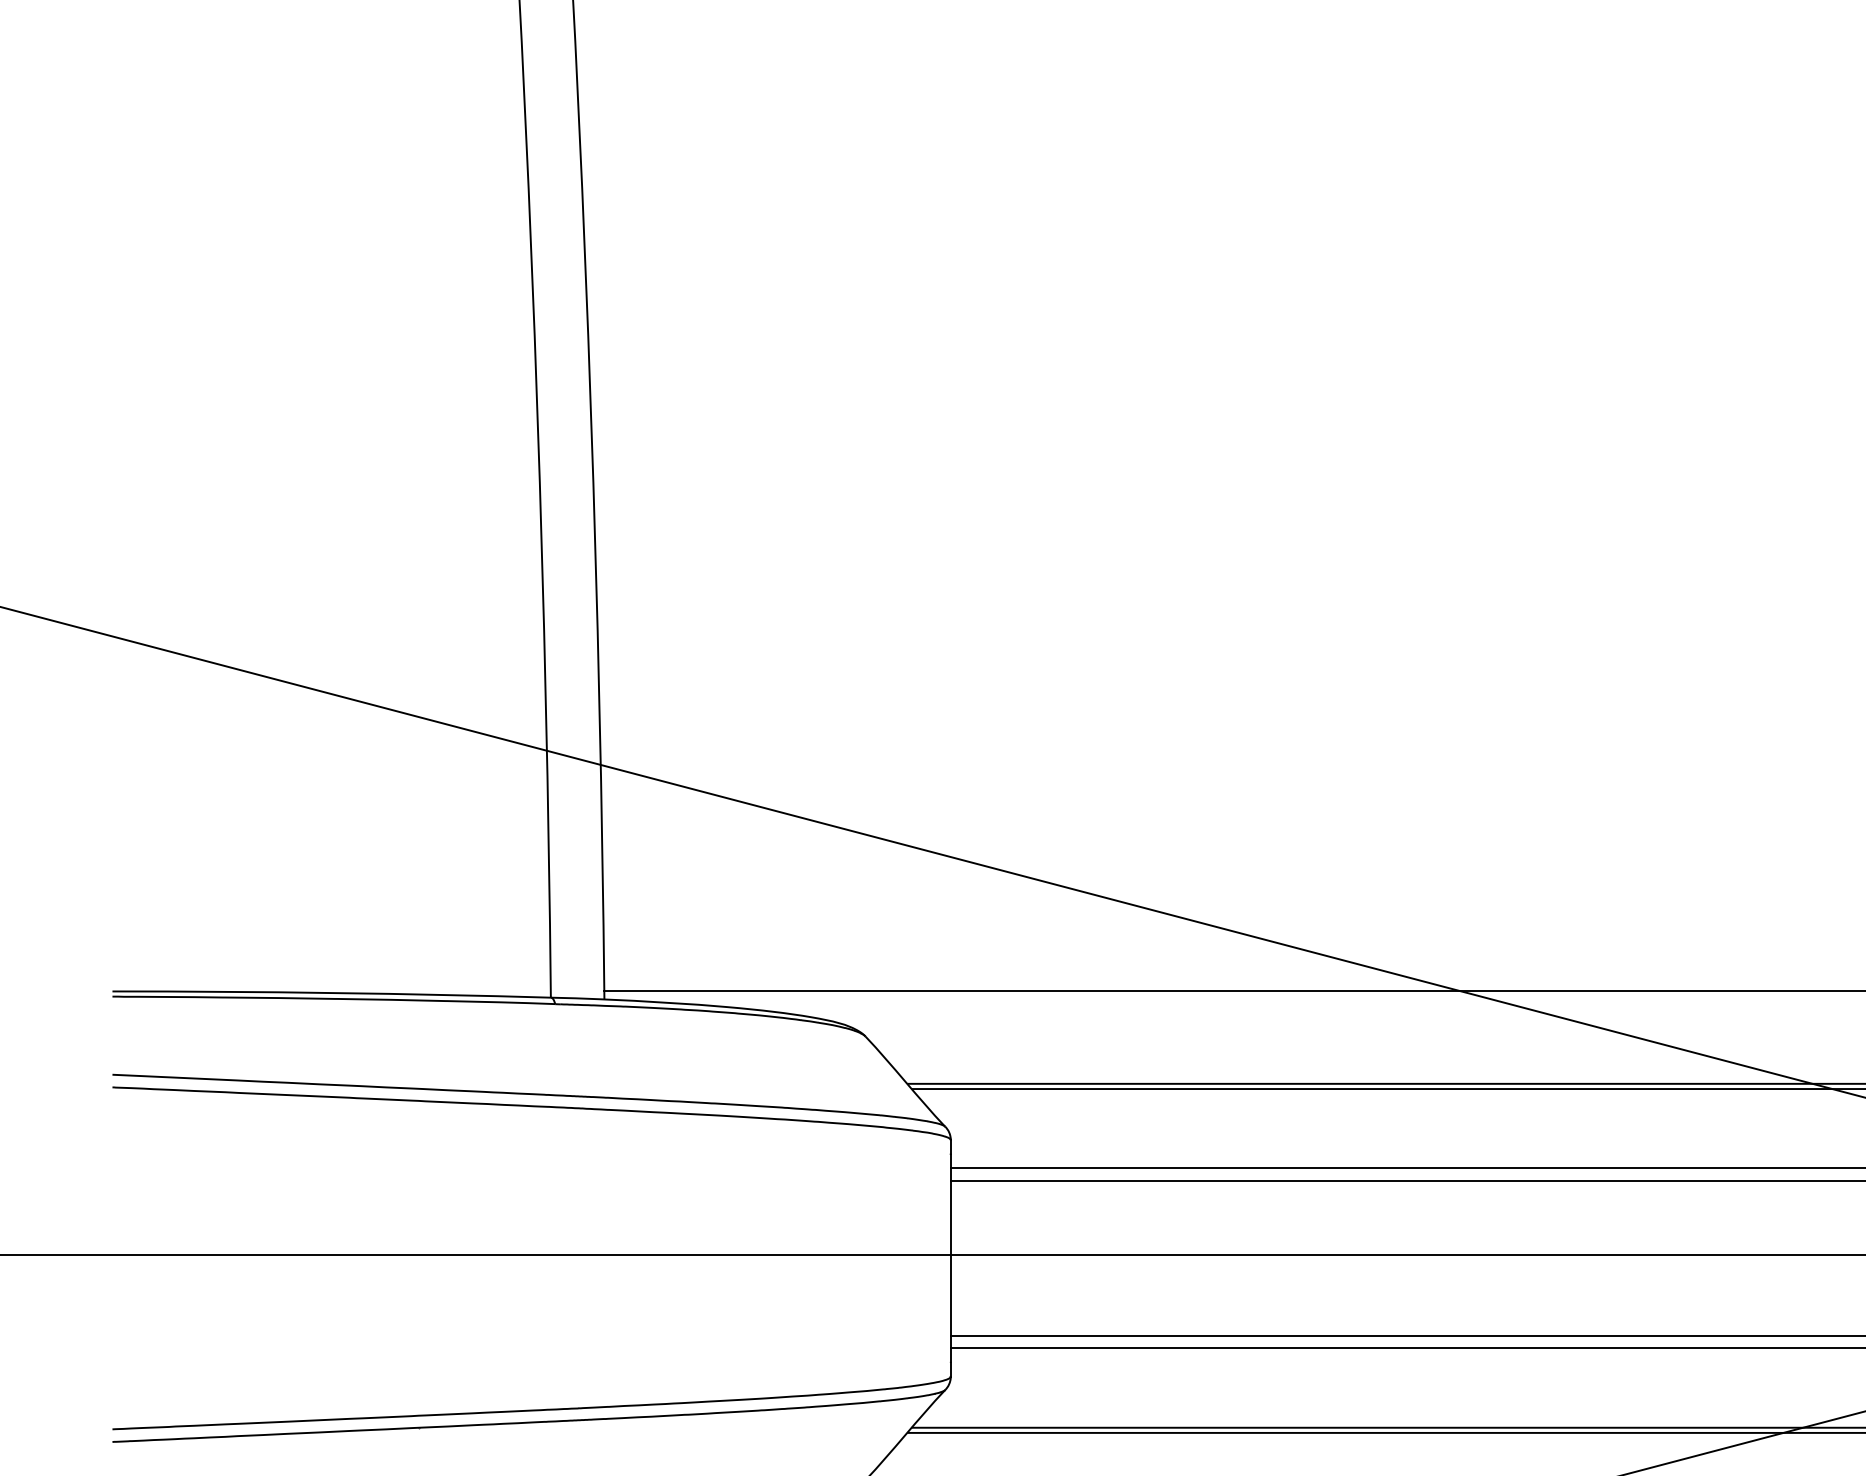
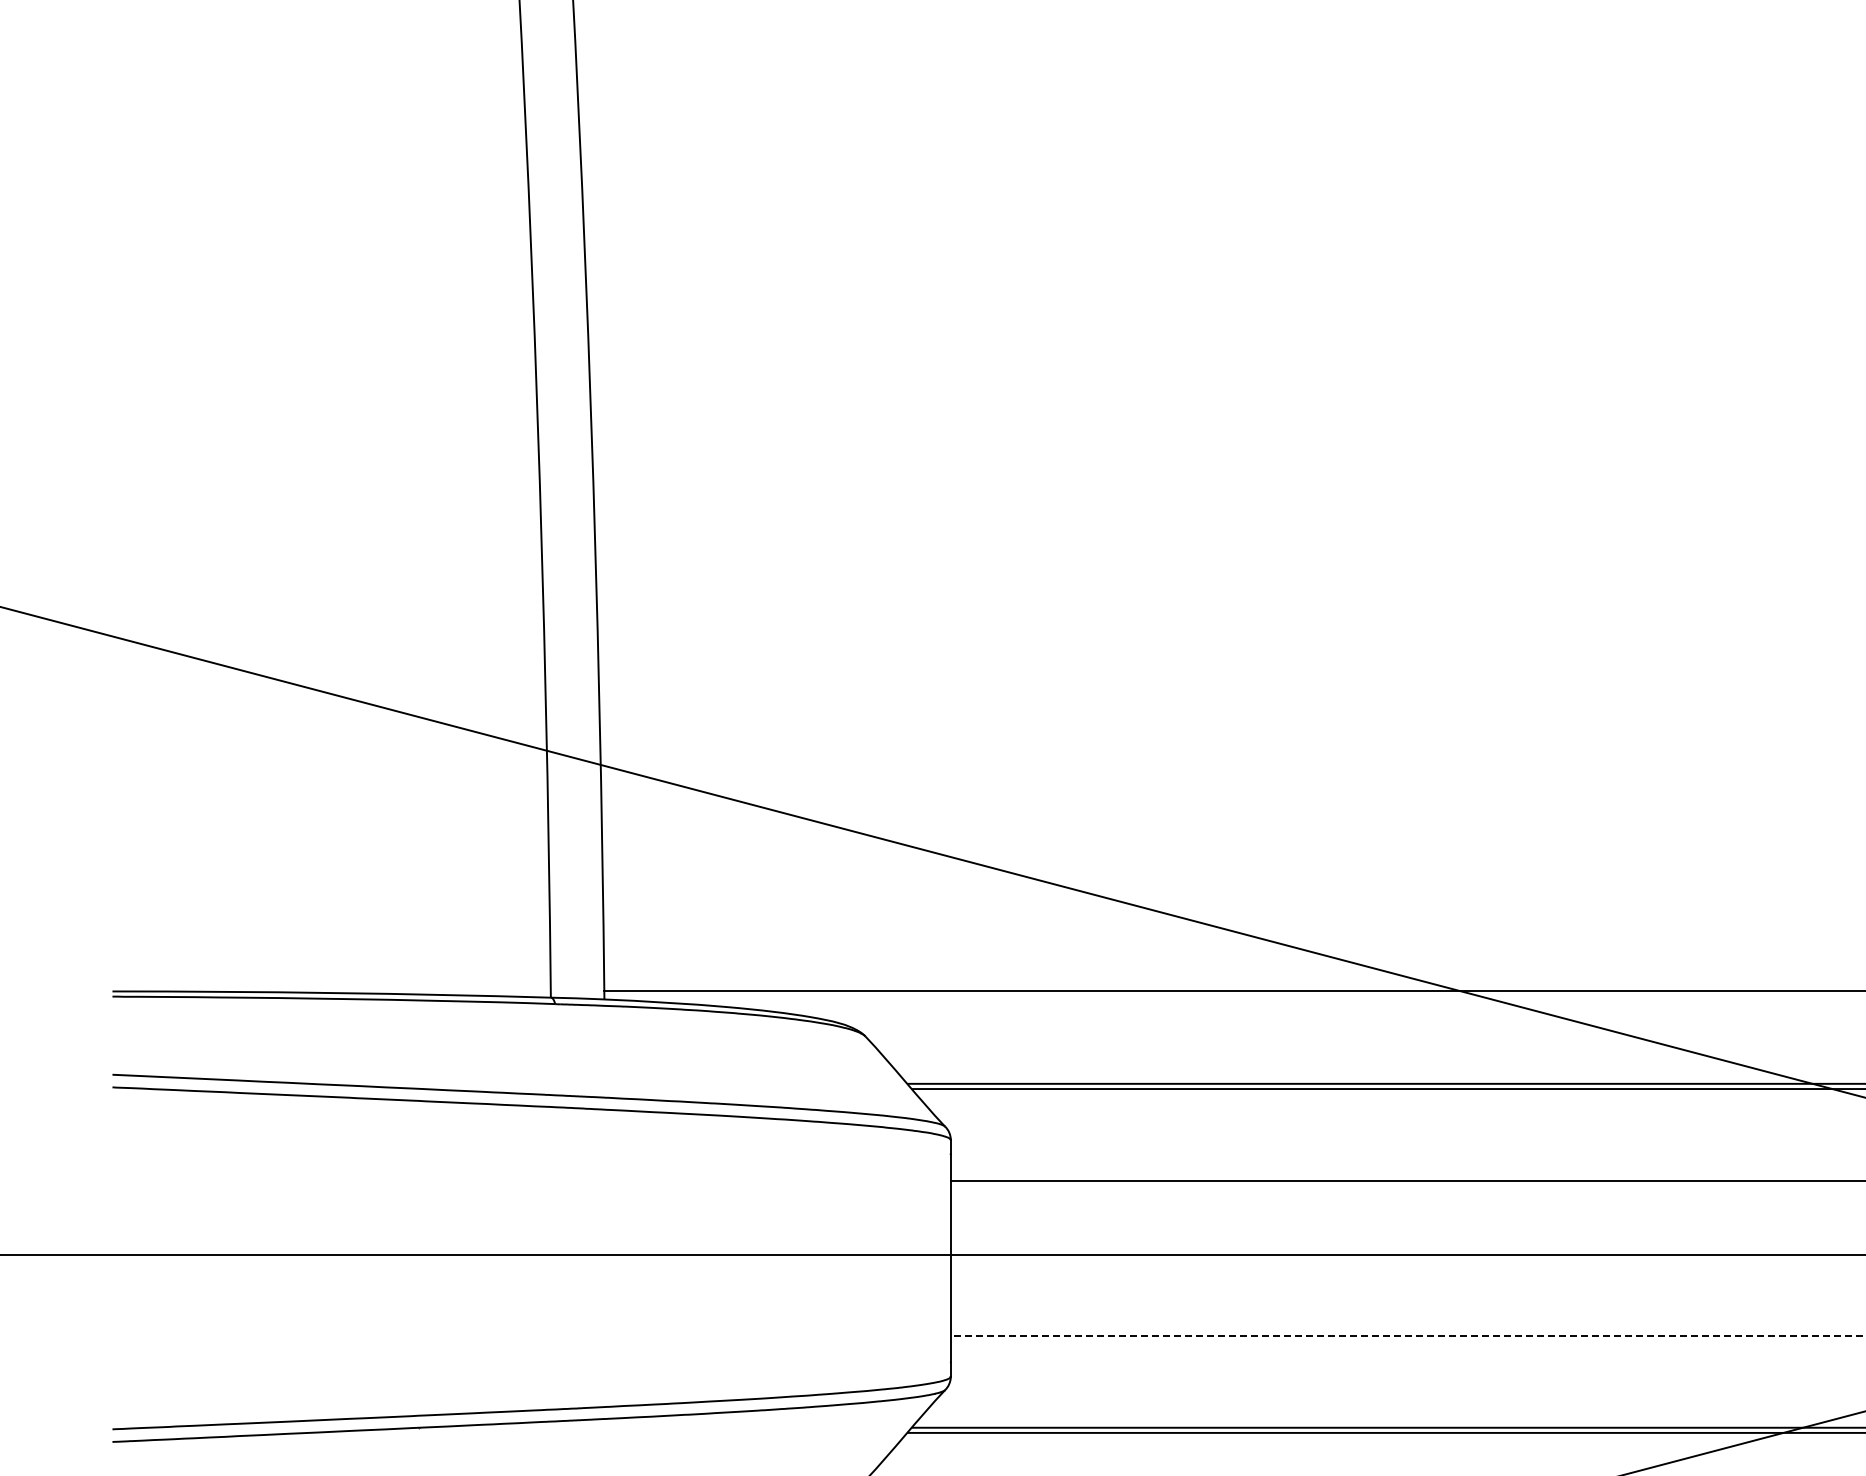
line: present -> none (1406, 1168)
line: solid -> dashed (1407, 1335)
line: present -> none (1406, 1348)
